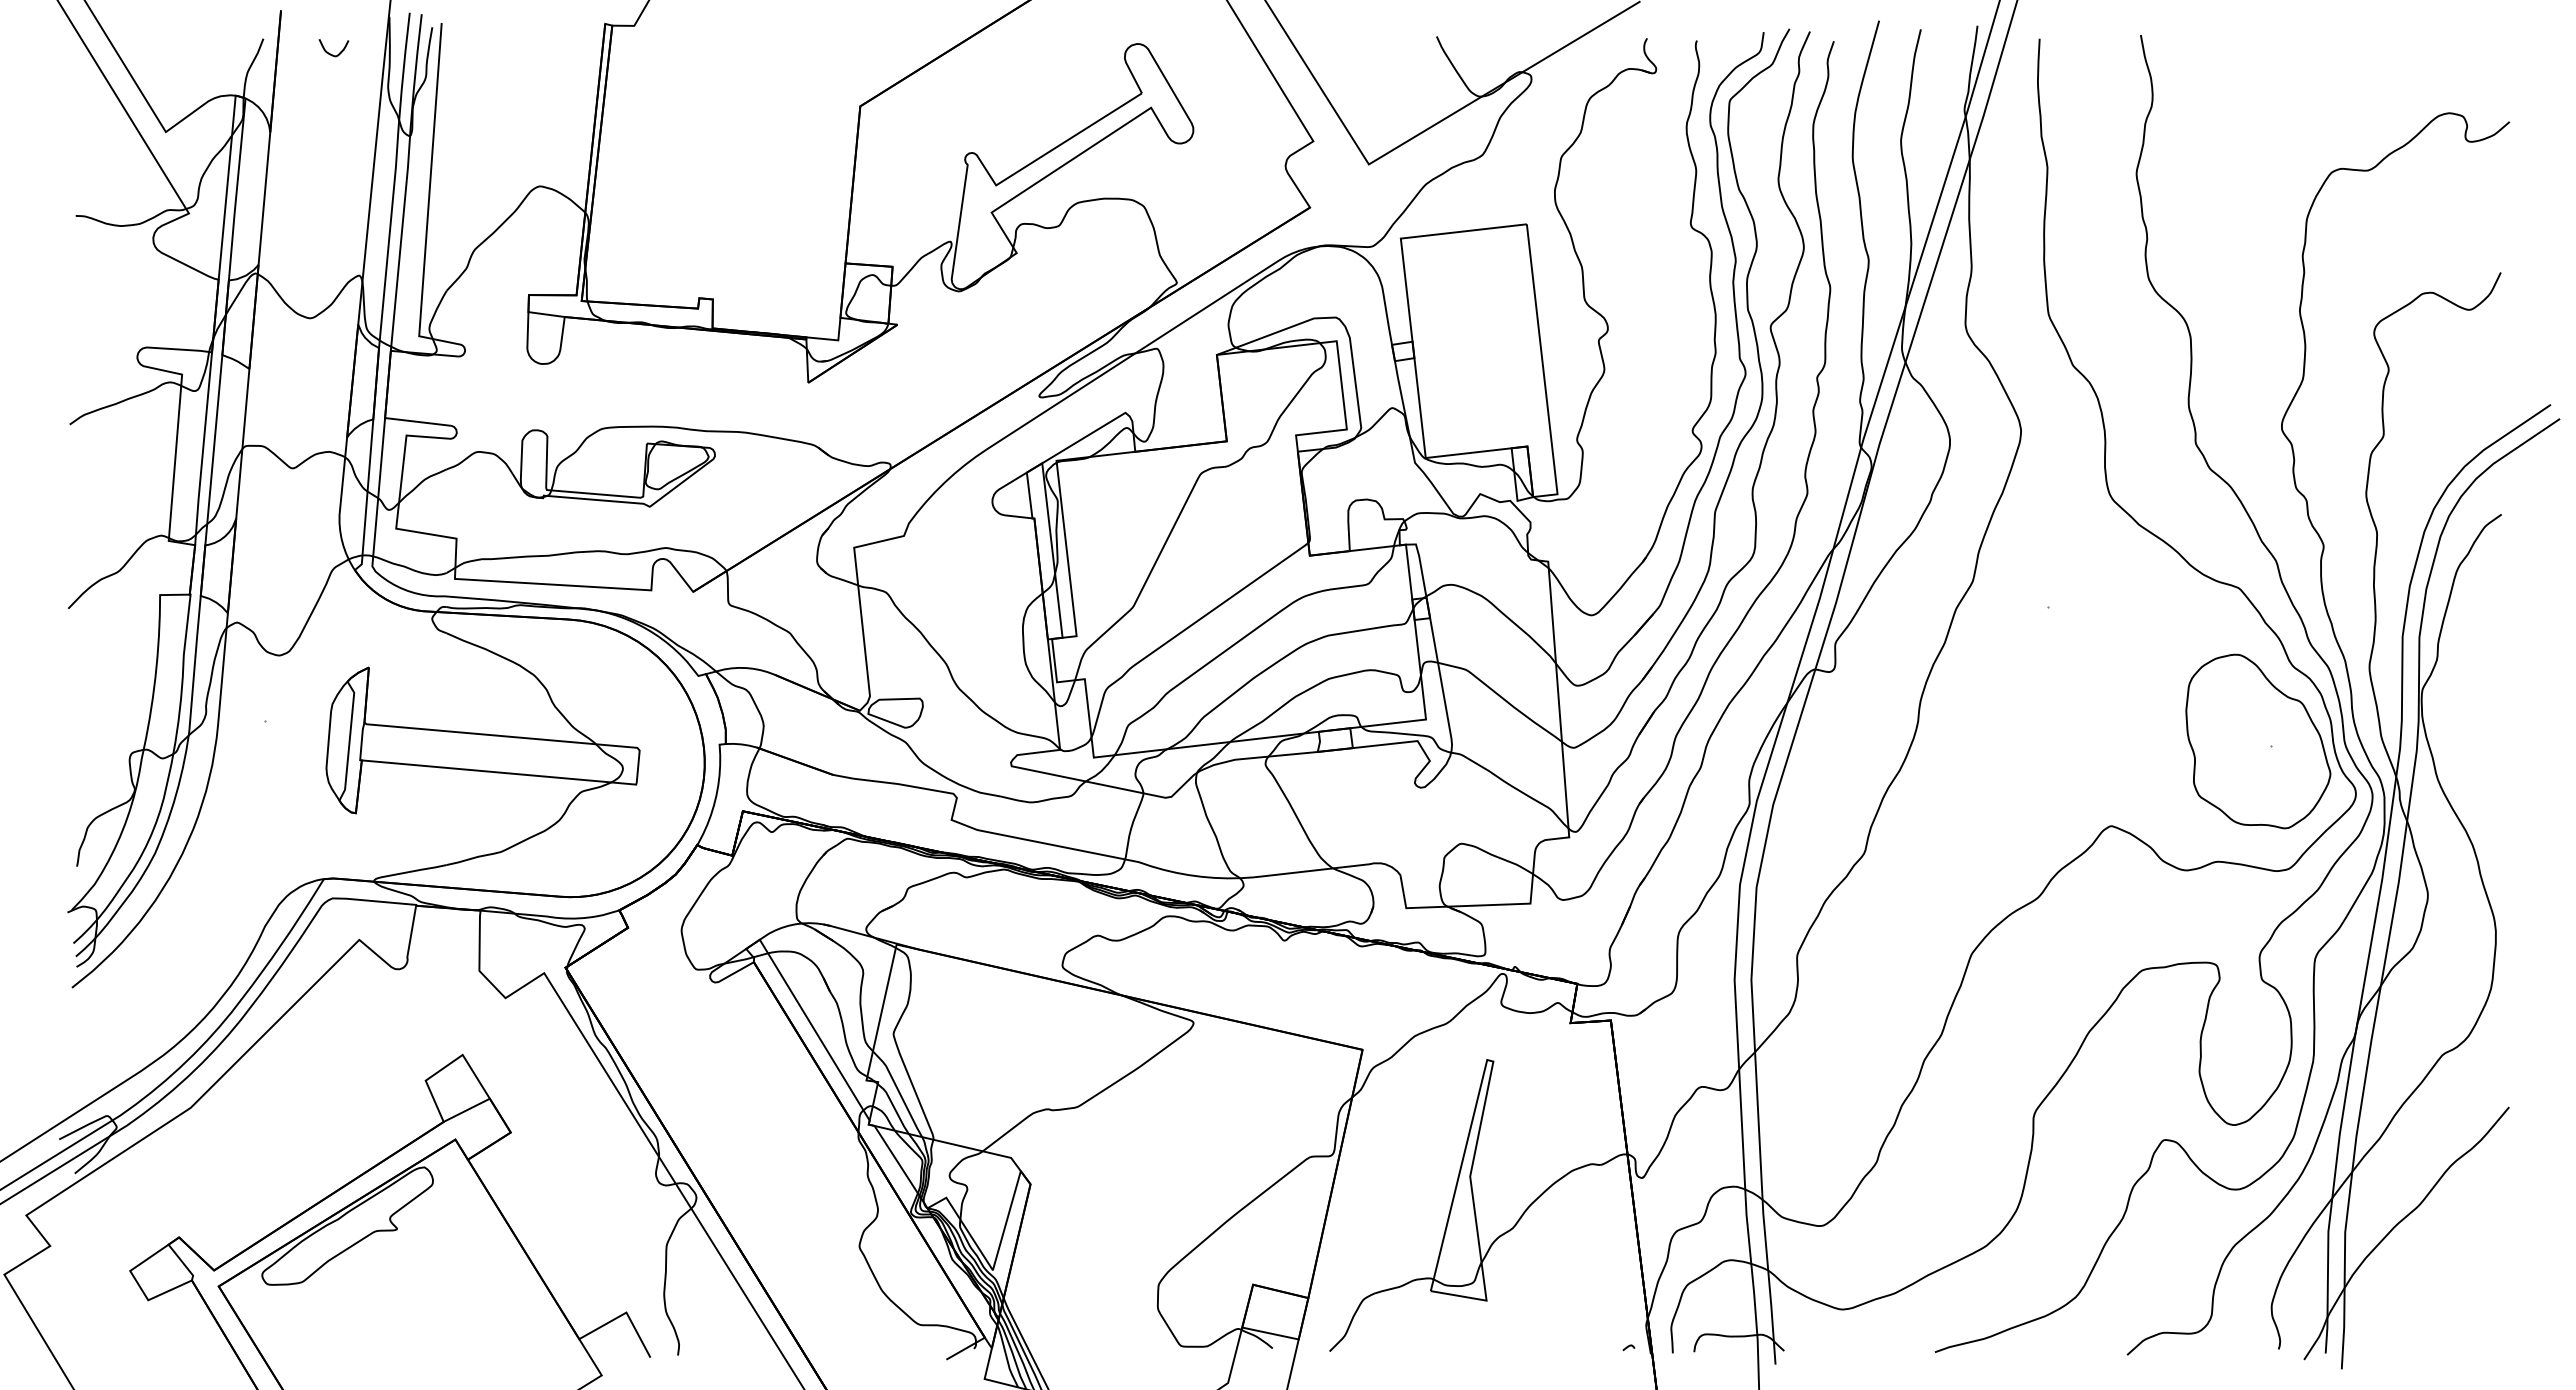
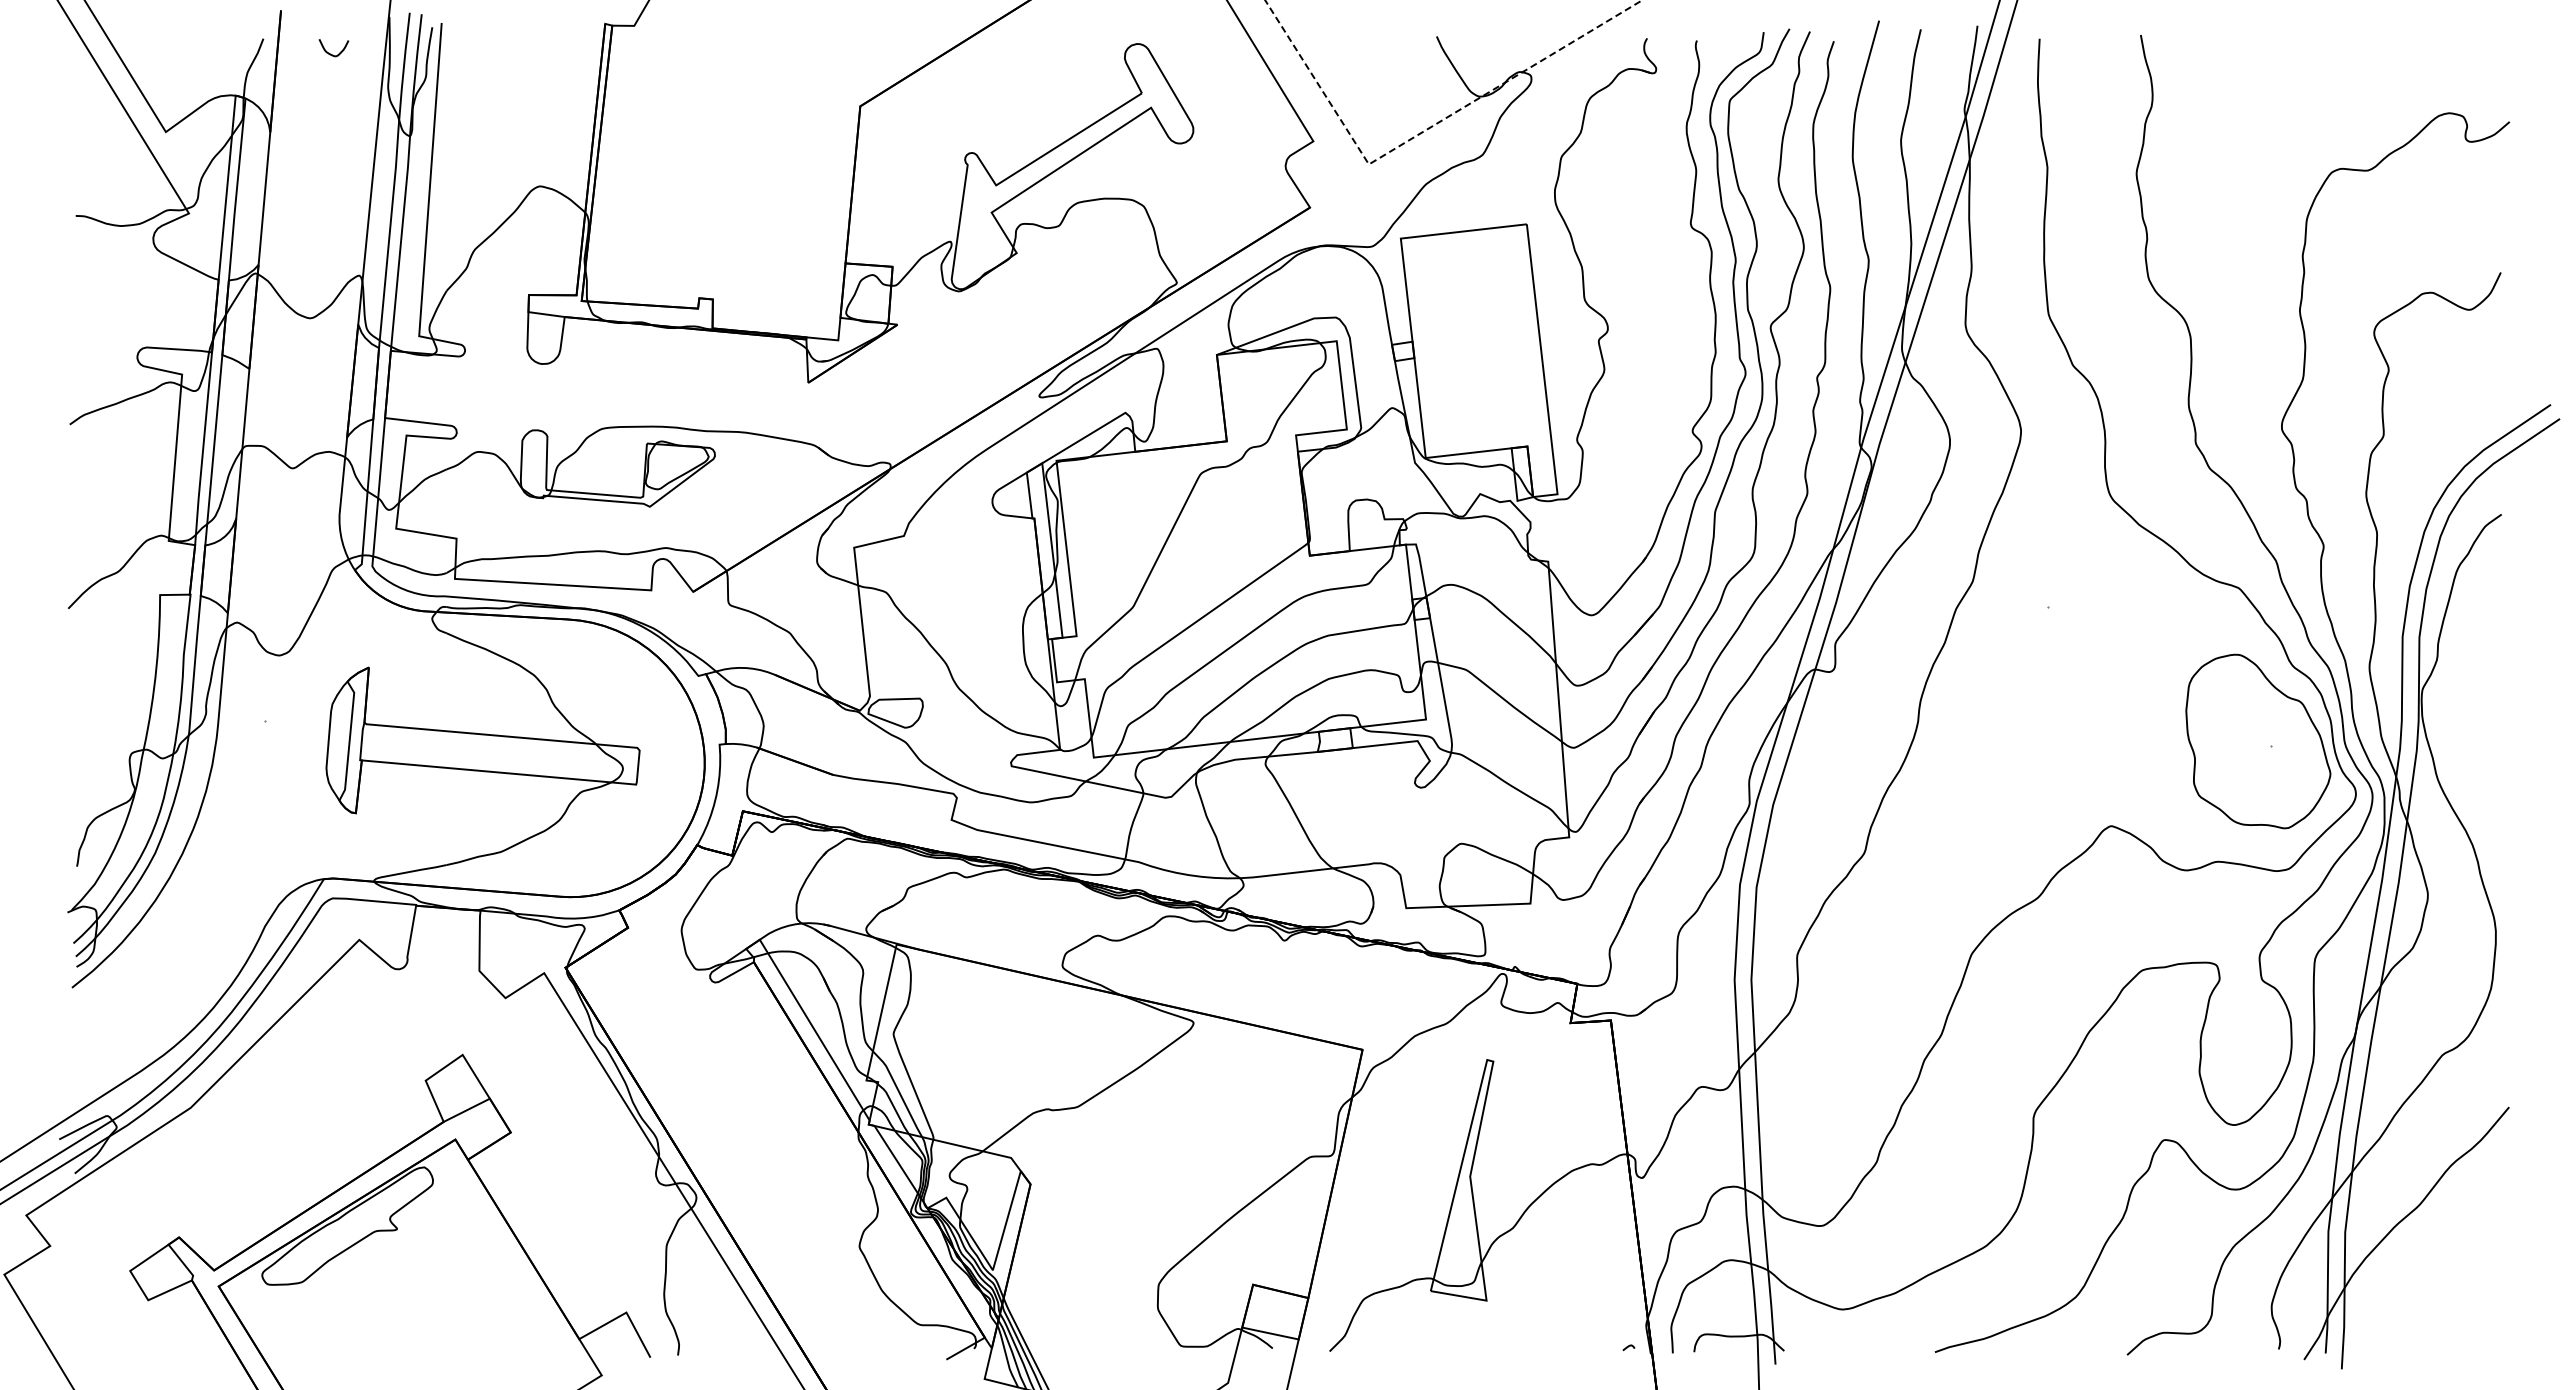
line: solid -> dashed (1421, 133)
